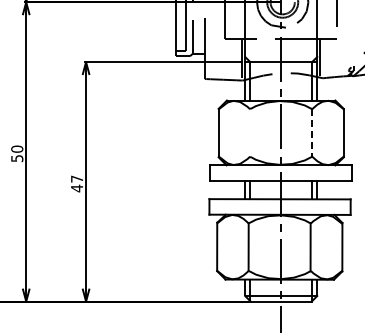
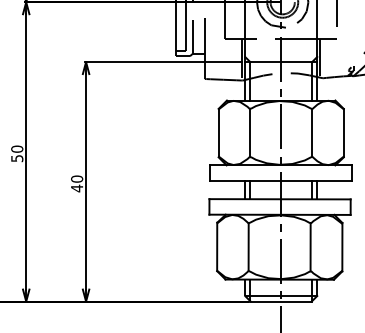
line: none -> present (250, 133)
line: dashed -> solid (312, 133)
text: 47 -> 40 (77, 178)
